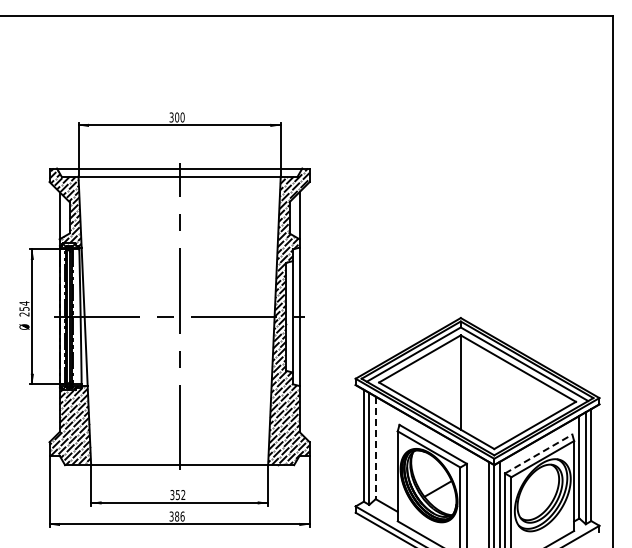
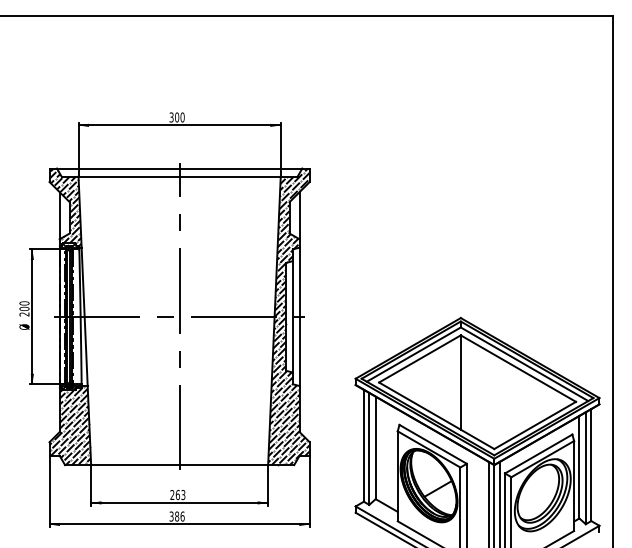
text: 254 -> 200 (24, 306)
line: dashed -> solid (375, 448)
line: dashed -> solid (538, 454)
text: 352 -> 263 (177, 494)
